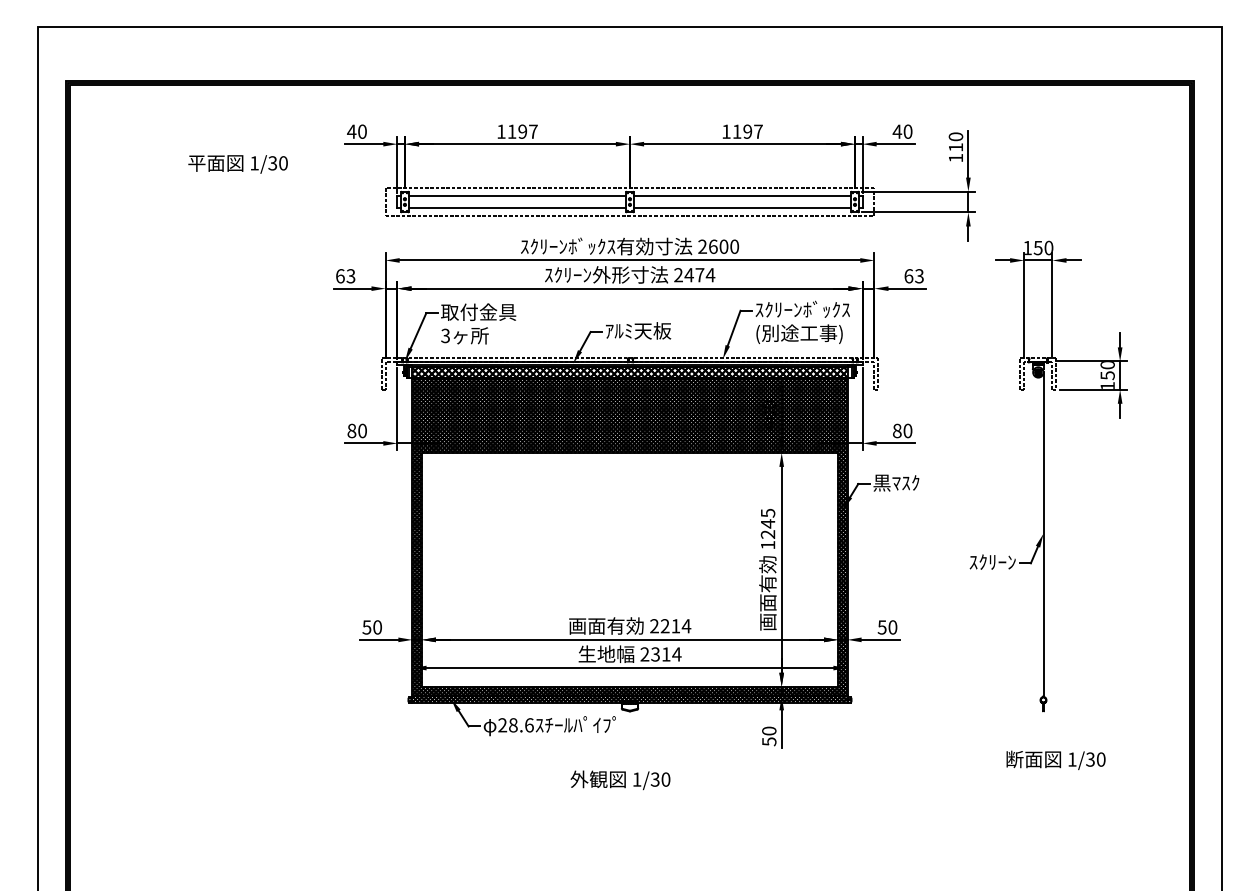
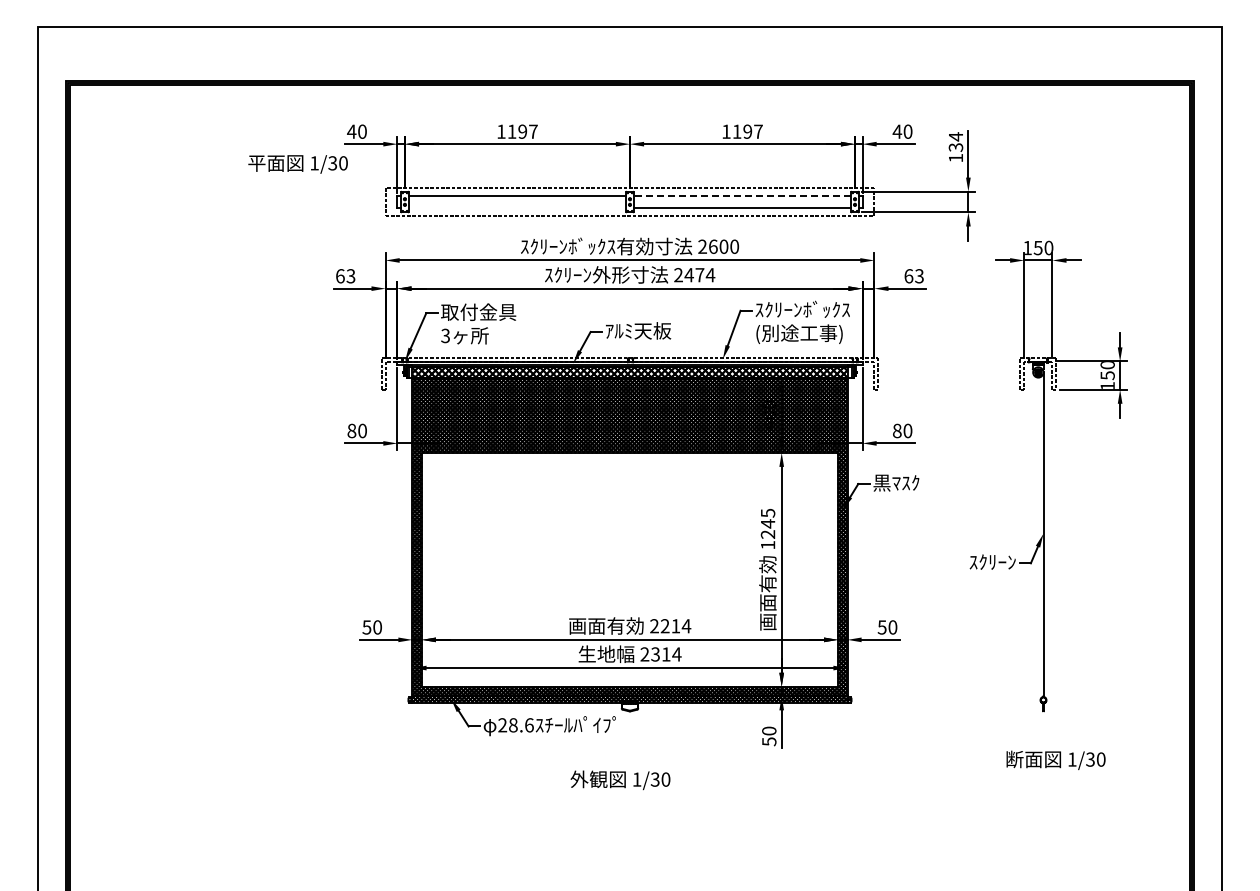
text: 110 -> 134 (955, 141)
text position: (237, 164) -> (297, 164) (297, 164)
line: solid -> dashed (742, 196)
line: present -> none (517, 207)
